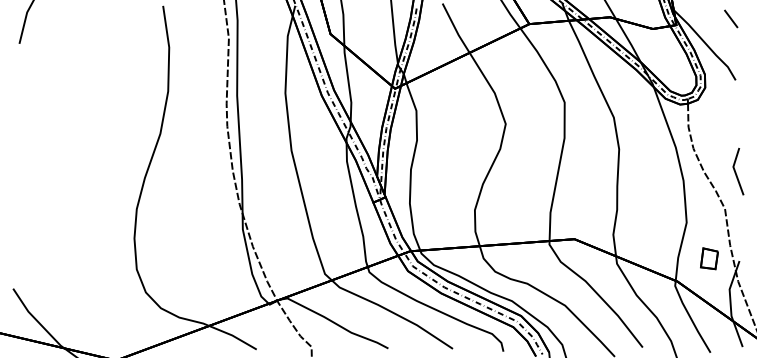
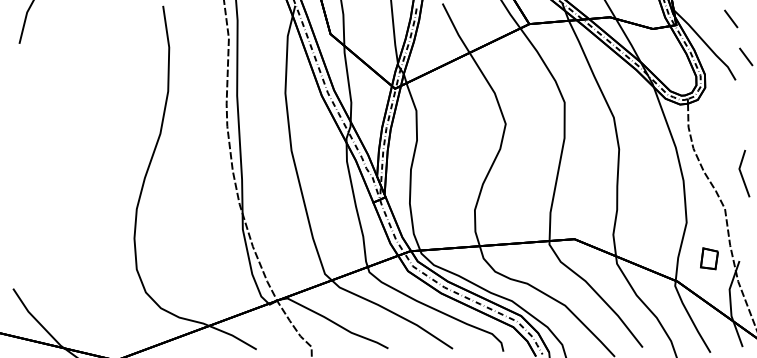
line: none -> present (746, 56)
line position: (736, 172) -> (742, 174) (742, 174)
